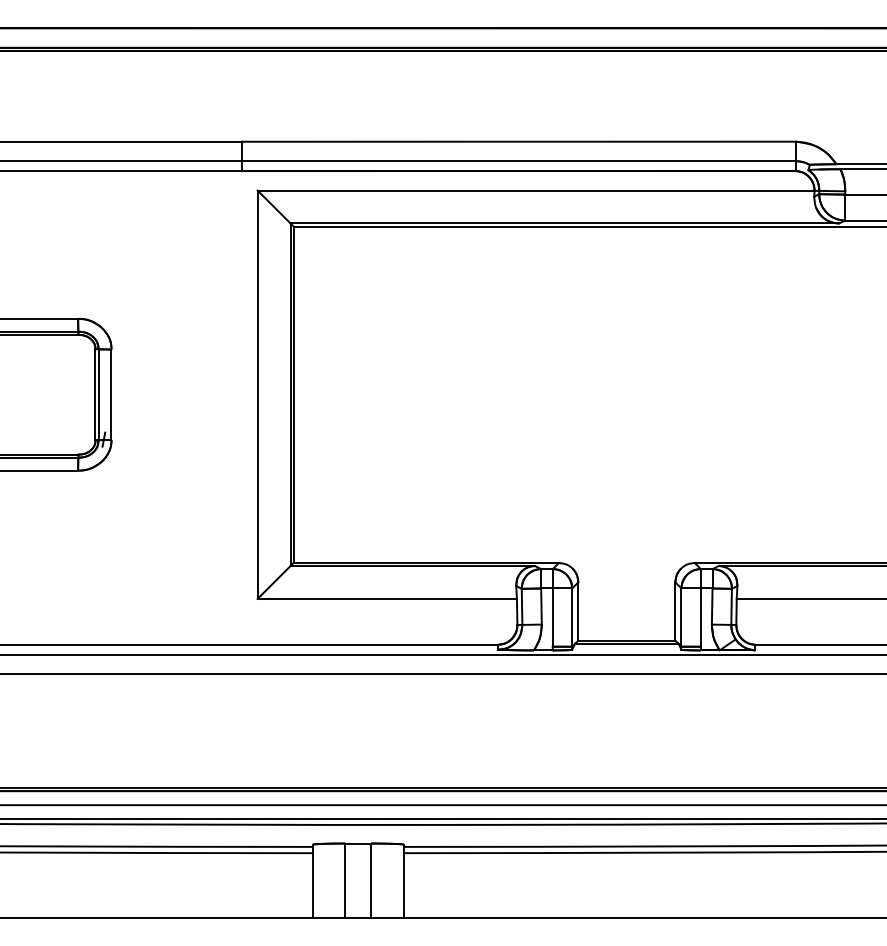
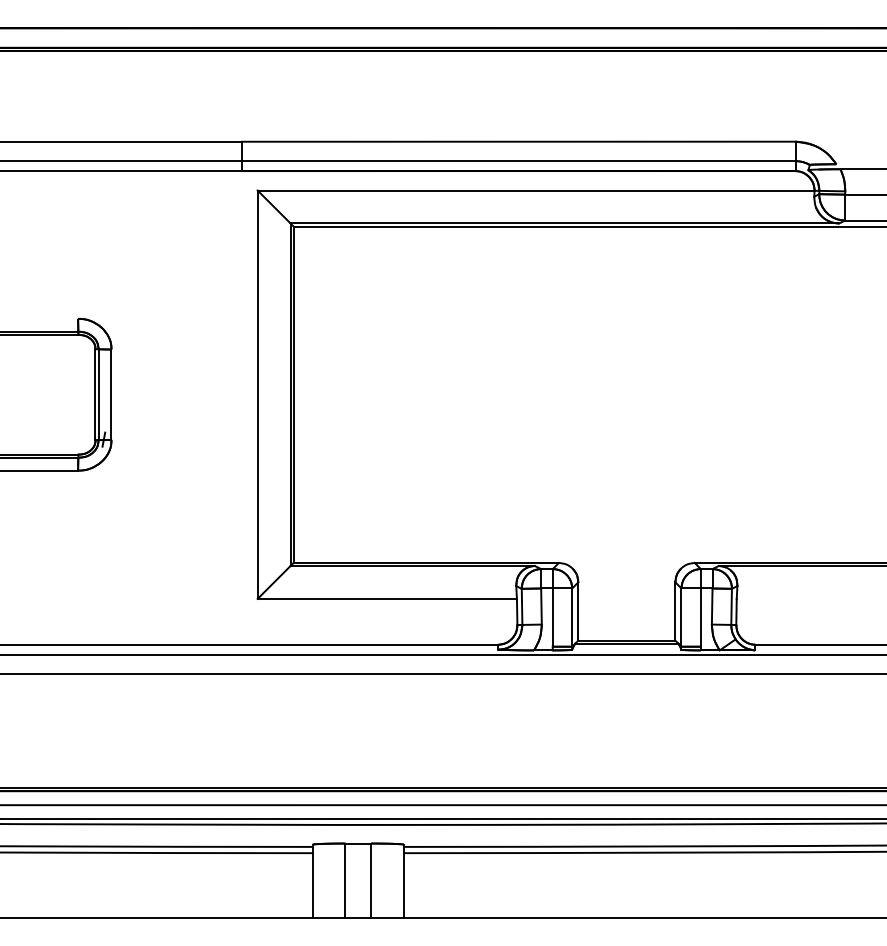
line: present -> none (859, 164)
line: present -> none (40, 318)
line: present -> none (809, 598)
